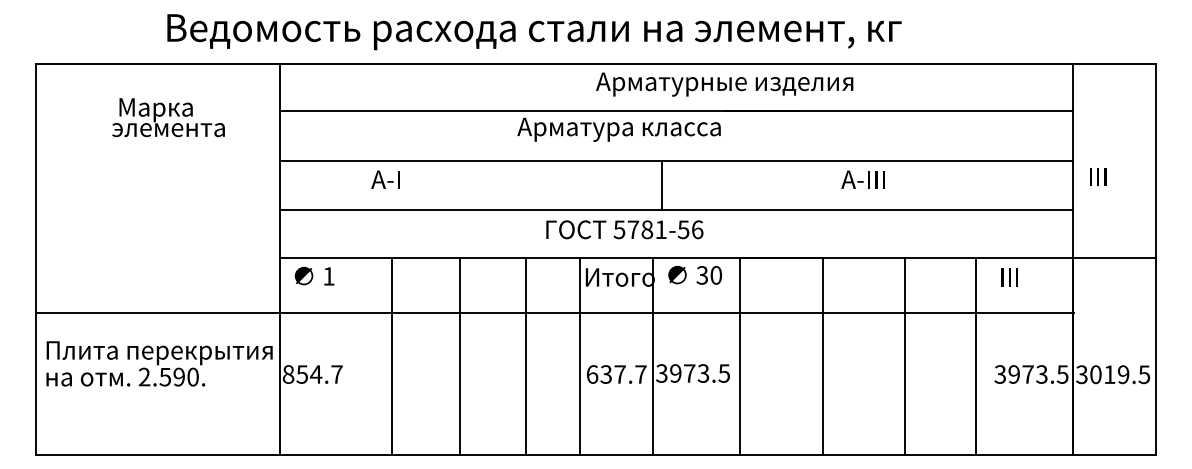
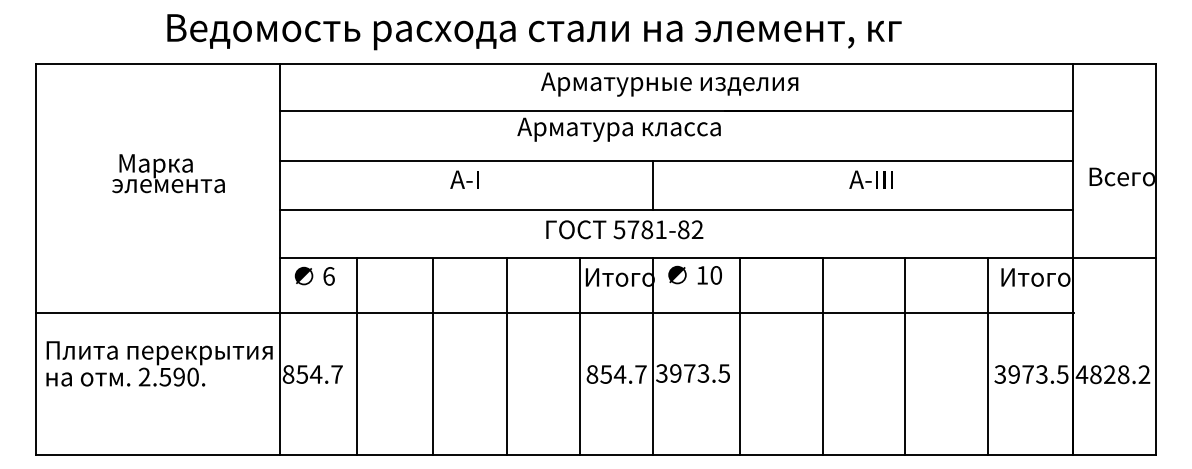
text position: (724, 84) -> (669, 84) (669, 84)
text position: (168, 117) -> (168, 173) (168, 173)
text: III -> Всего (1121, 176)
text position: (385, 179) -> (464, 179) (464, 179)
text position: (862, 179) -> (870, 179) (870, 179)
line position: (662, 184) -> (653, 184) (653, 184)
text: 5781-56 -> 5781-82 (690, 229)
text: 30 -> 10 (701, 275)
text: 1 -> 6 (328, 276)
text: III -> Итого (1035, 277)
line position: (391, 356) -> (356, 356) (356, 356)
line position: (460, 356) -> (433, 356) (433, 356)
line position: (525, 356) -> (506, 356) (506, 356)
line position: (976, 356) -> (988, 356) (988, 356)
text: 637.7 -> 854.7 (606, 374)
text: 3019.5 -> 4828.2 (1112, 374)
